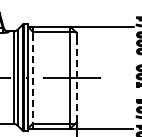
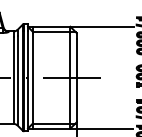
line: dashed -> solid (32, 80)
line: dashed -> solid (76, 80)
